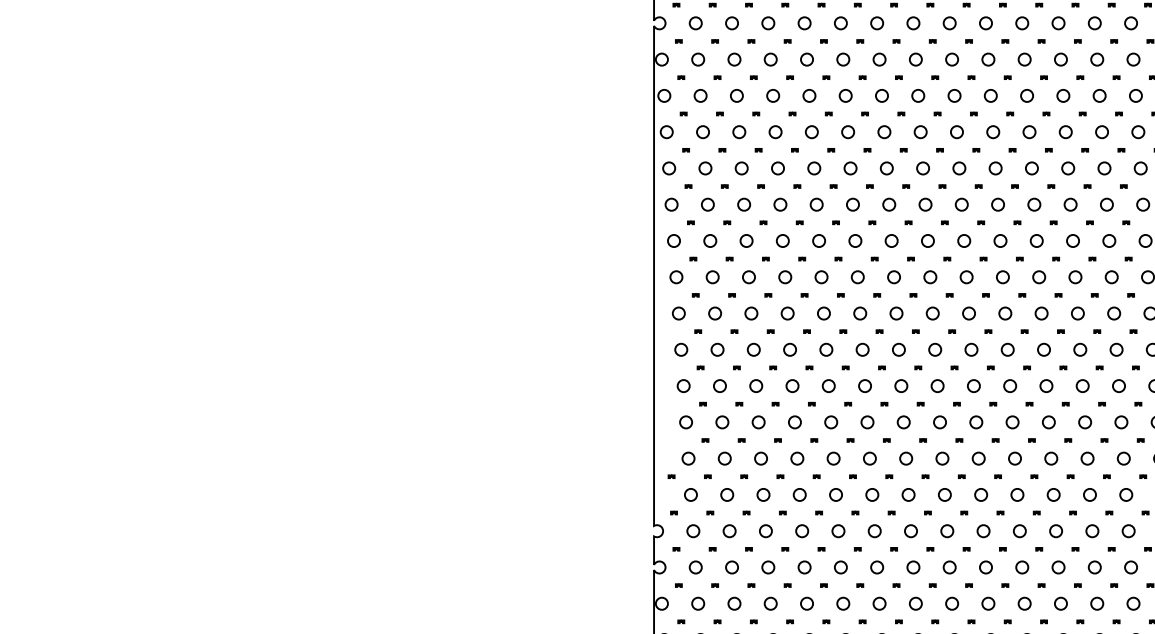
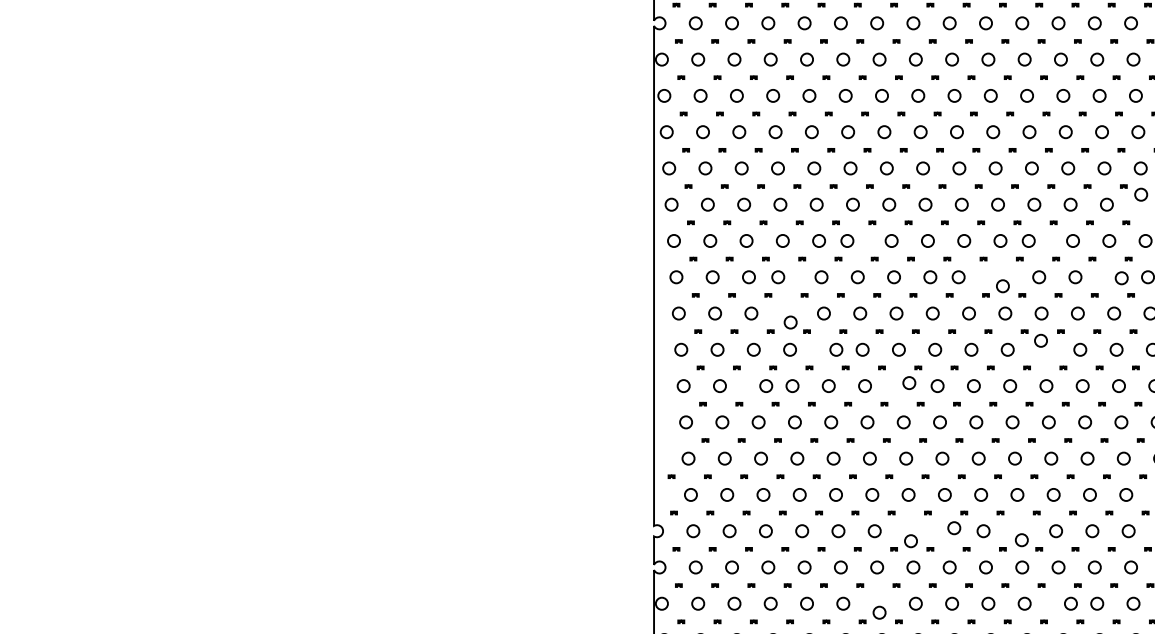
circle position: (1143, 204) -> (1141, 194) (1141, 194)
circle position: (855, 240) -> (847, 240) (847, 240)
circle position: (1036, 240) -> (1028, 240) (1028, 240)
circle position: (785, 277) -> (778, 277) (778, 277)
circle position: (966, 277) -> (958, 277) (958, 277)
circle position: (1002, 277) -> (1002, 286) (1002, 286)
circle position: (1111, 277) -> (1121, 278) (1121, 278)
circle position: (787, 313) -> (790, 322) (790, 322)
circle position: (826, 349) -> (836, 349) (836, 349)
circle position: (1043, 349) -> (1040, 340) (1040, 340)
circle position: (756, 385) -> (766, 385) (766, 385)
circle position: (901, 385) -> (909, 382) (909, 382)
circle position: (910, 531) -> (910, 541) (910, 541)
circle position: (947, 531) -> (954, 528) (954, 528)
circle position: (1019, 531) -> (1021, 540) (1021, 540)
circle position: (879, 603) -> (879, 612) (879, 612)
circle position: (1060, 603) -> (1070, 603) (1070, 603)
